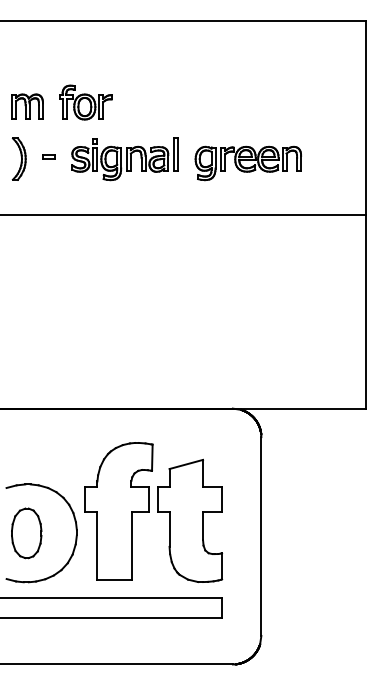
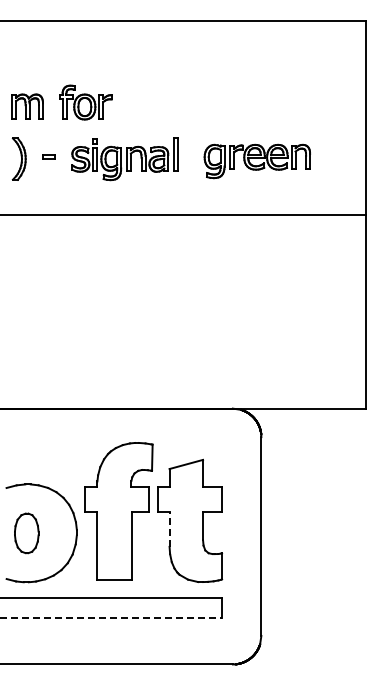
part position: (247, 163) -> (256, 161) (256, 161)
line: solid -> dashed (169, 529)
part size: 32x53 px -> 26x43 px (26, 533)
line: solid -> dashed (111, 618)
